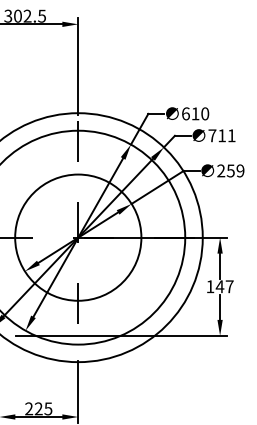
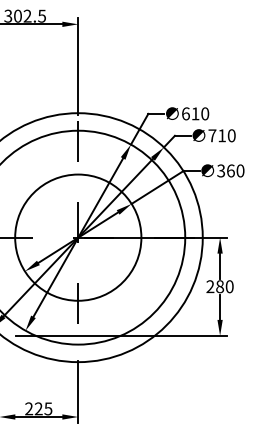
text: 711 -> 710 (231, 135)
text: 259 -> 360 (230, 170)
text: 147 -> 280 (219, 286)
